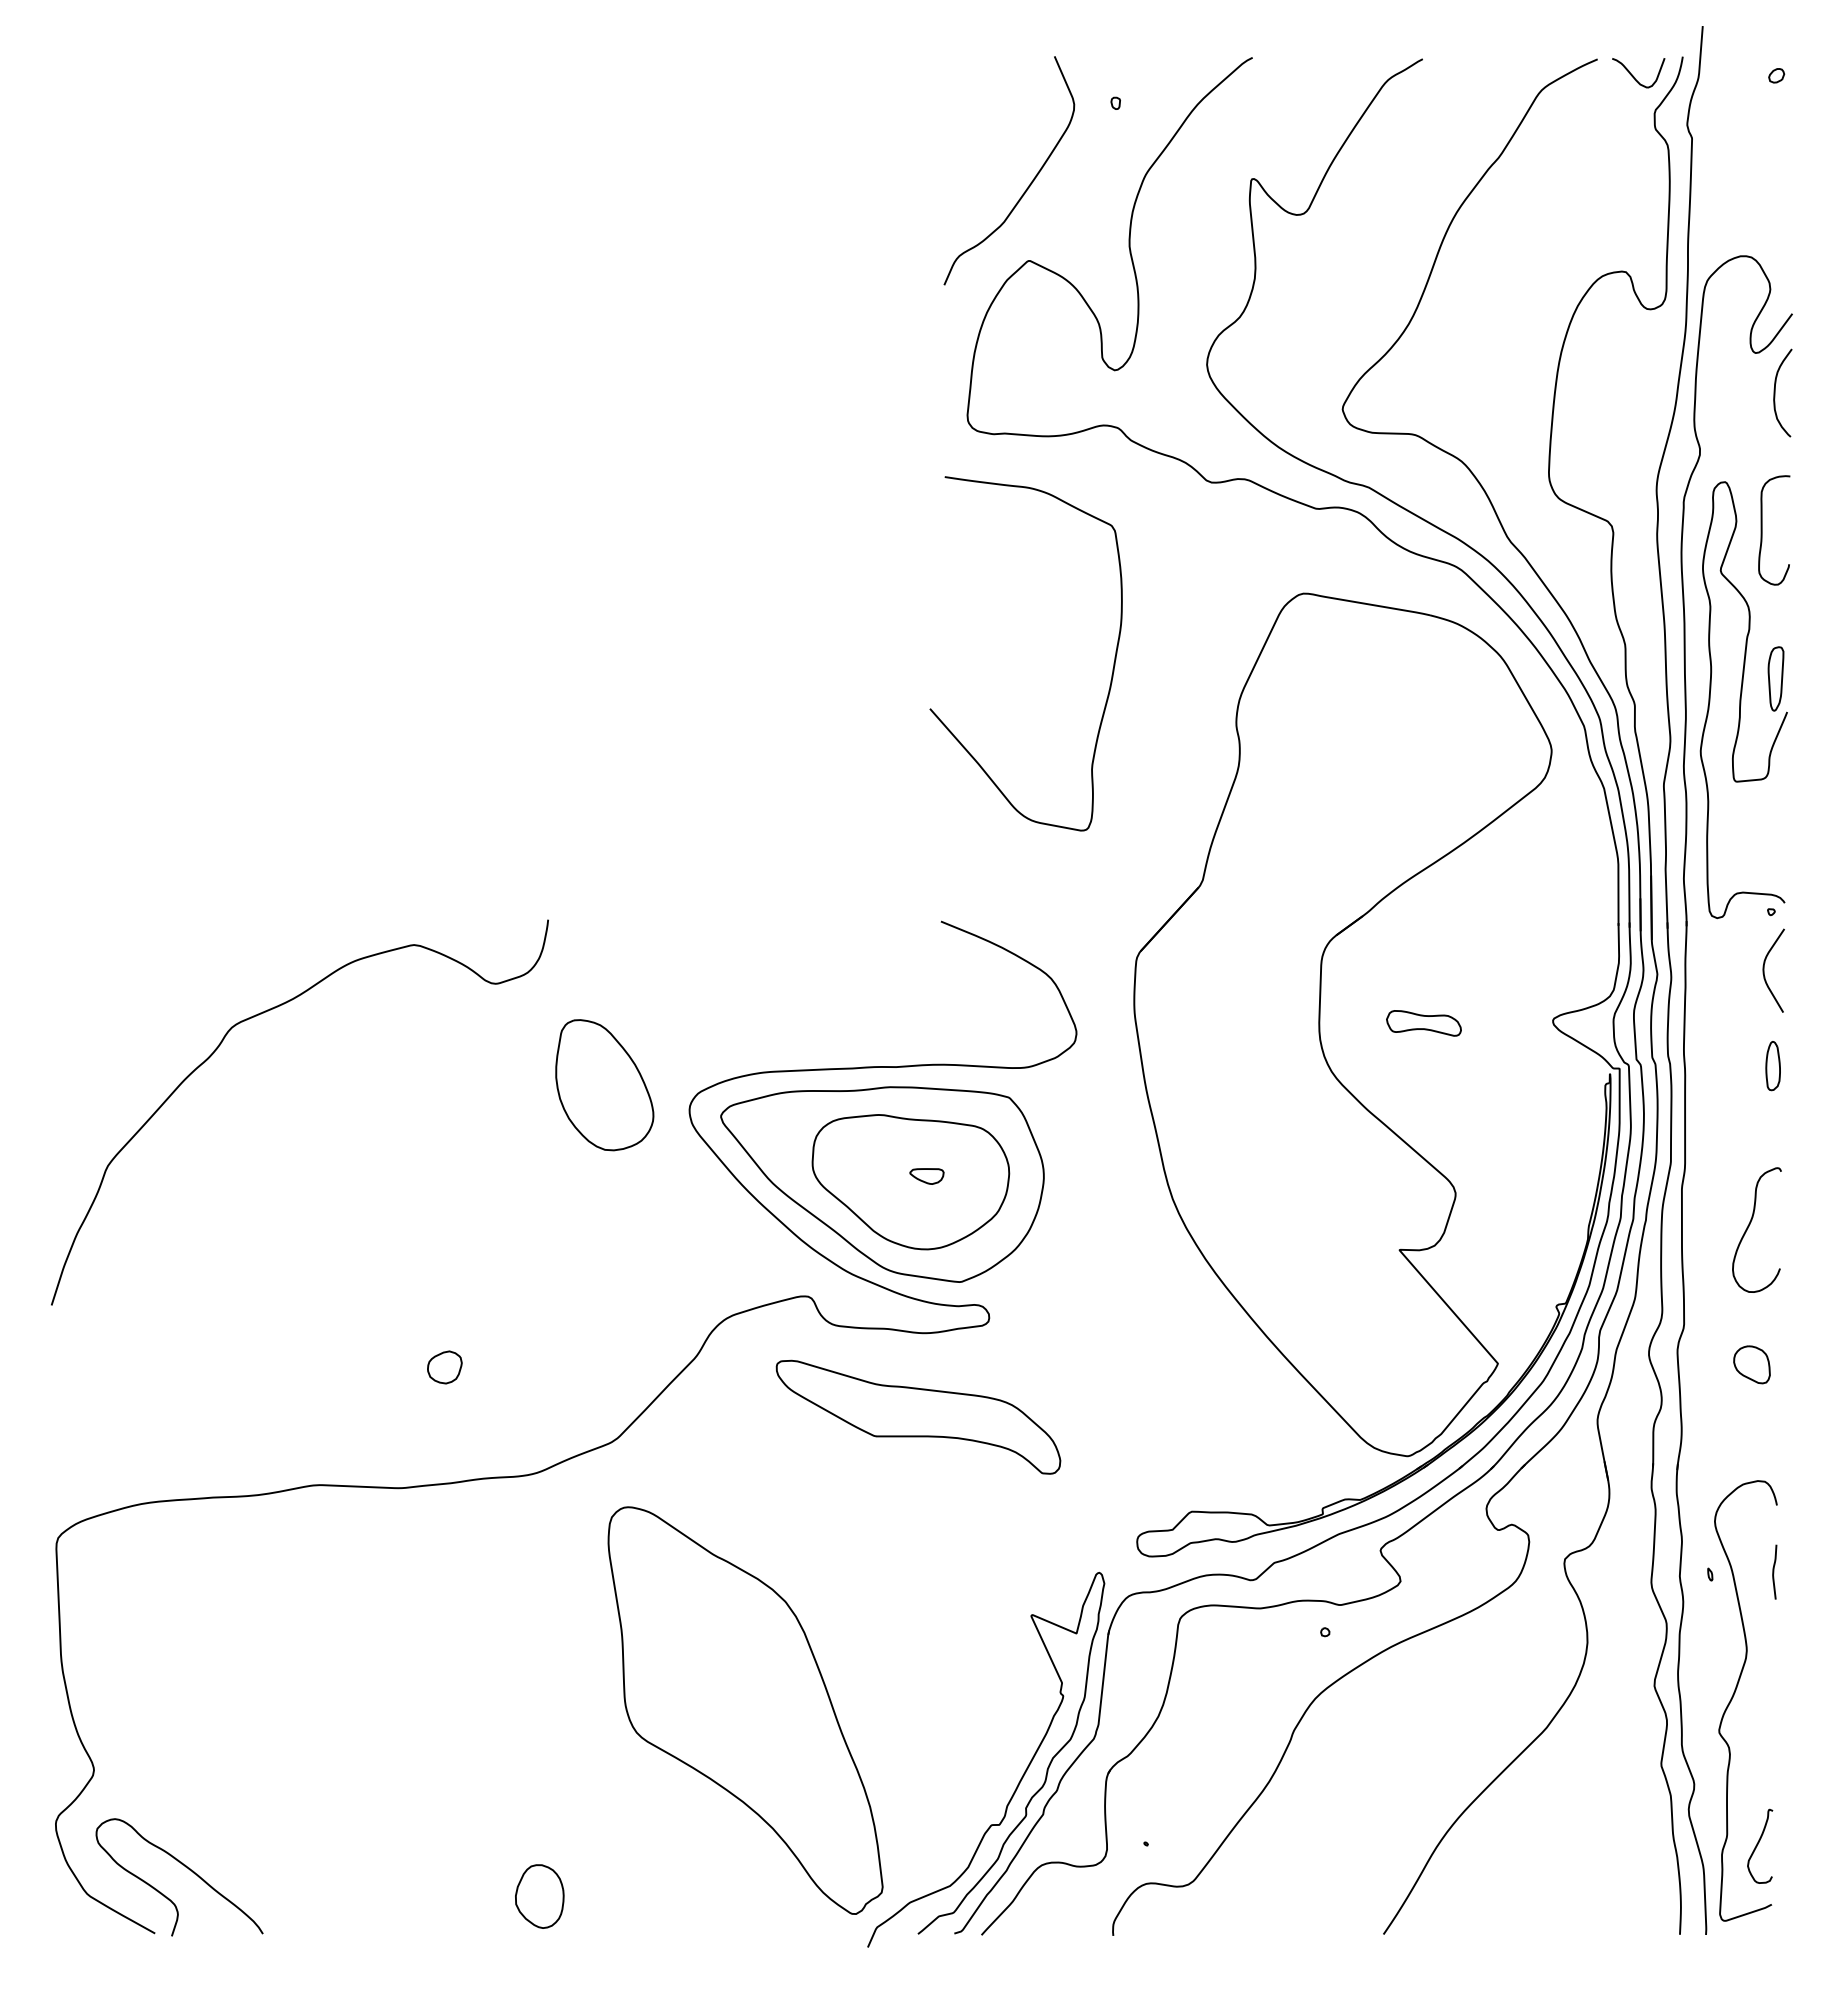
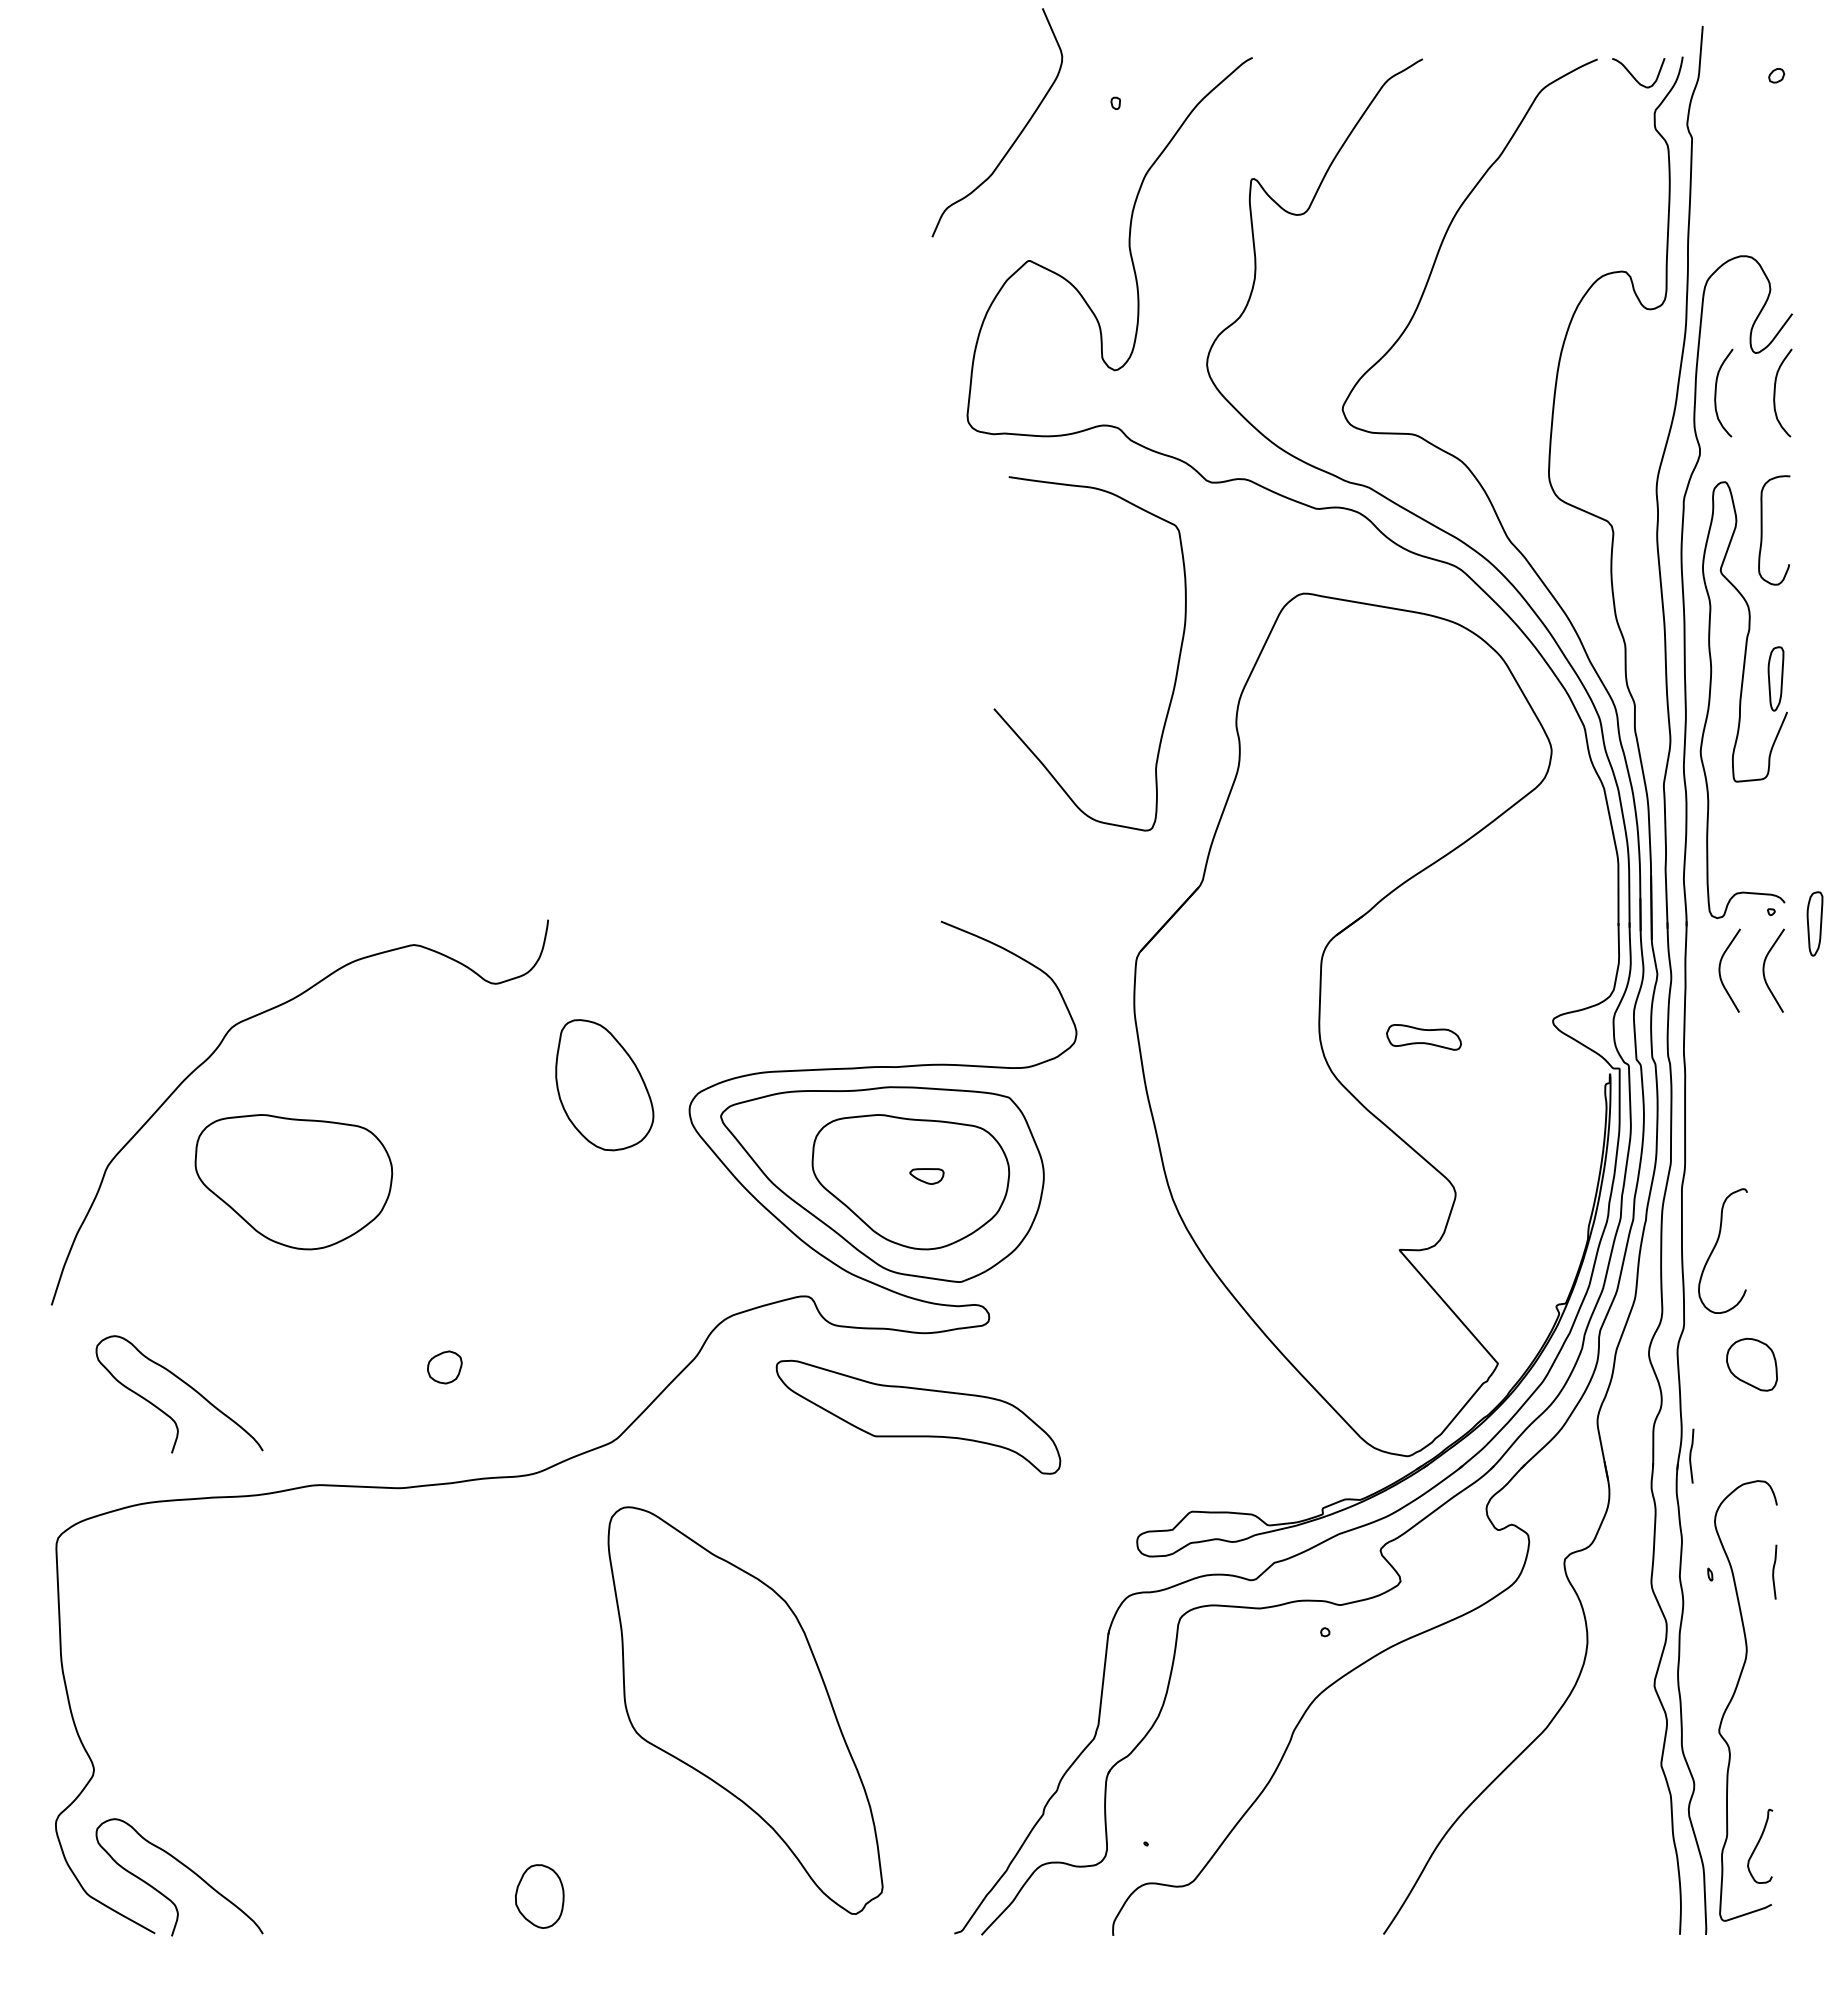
curve position: (1030, 182) -> (1018, 134) (1018, 134)
curve: none -> present (1716, 392)
curve position: (1112, 668) -> (1176, 668) (1176, 668)
part: none -> present (1814, 923)
curve: none -> present (1720, 970)
part position: (1423, 1023) -> (1423, 1037) (1423, 1037)
part: present -> none (1772, 1066)
part: none -> present (293, 1182)
curve position: (1749, 1226) -> (1715, 1247) (1715, 1247)
part size: 38x40 px -> 52x55 px (1751, 1364)
curve: none -> present (185, 1384)
curve: none -> present (1691, 1455)
curve: present -> none (1020, 1778)
